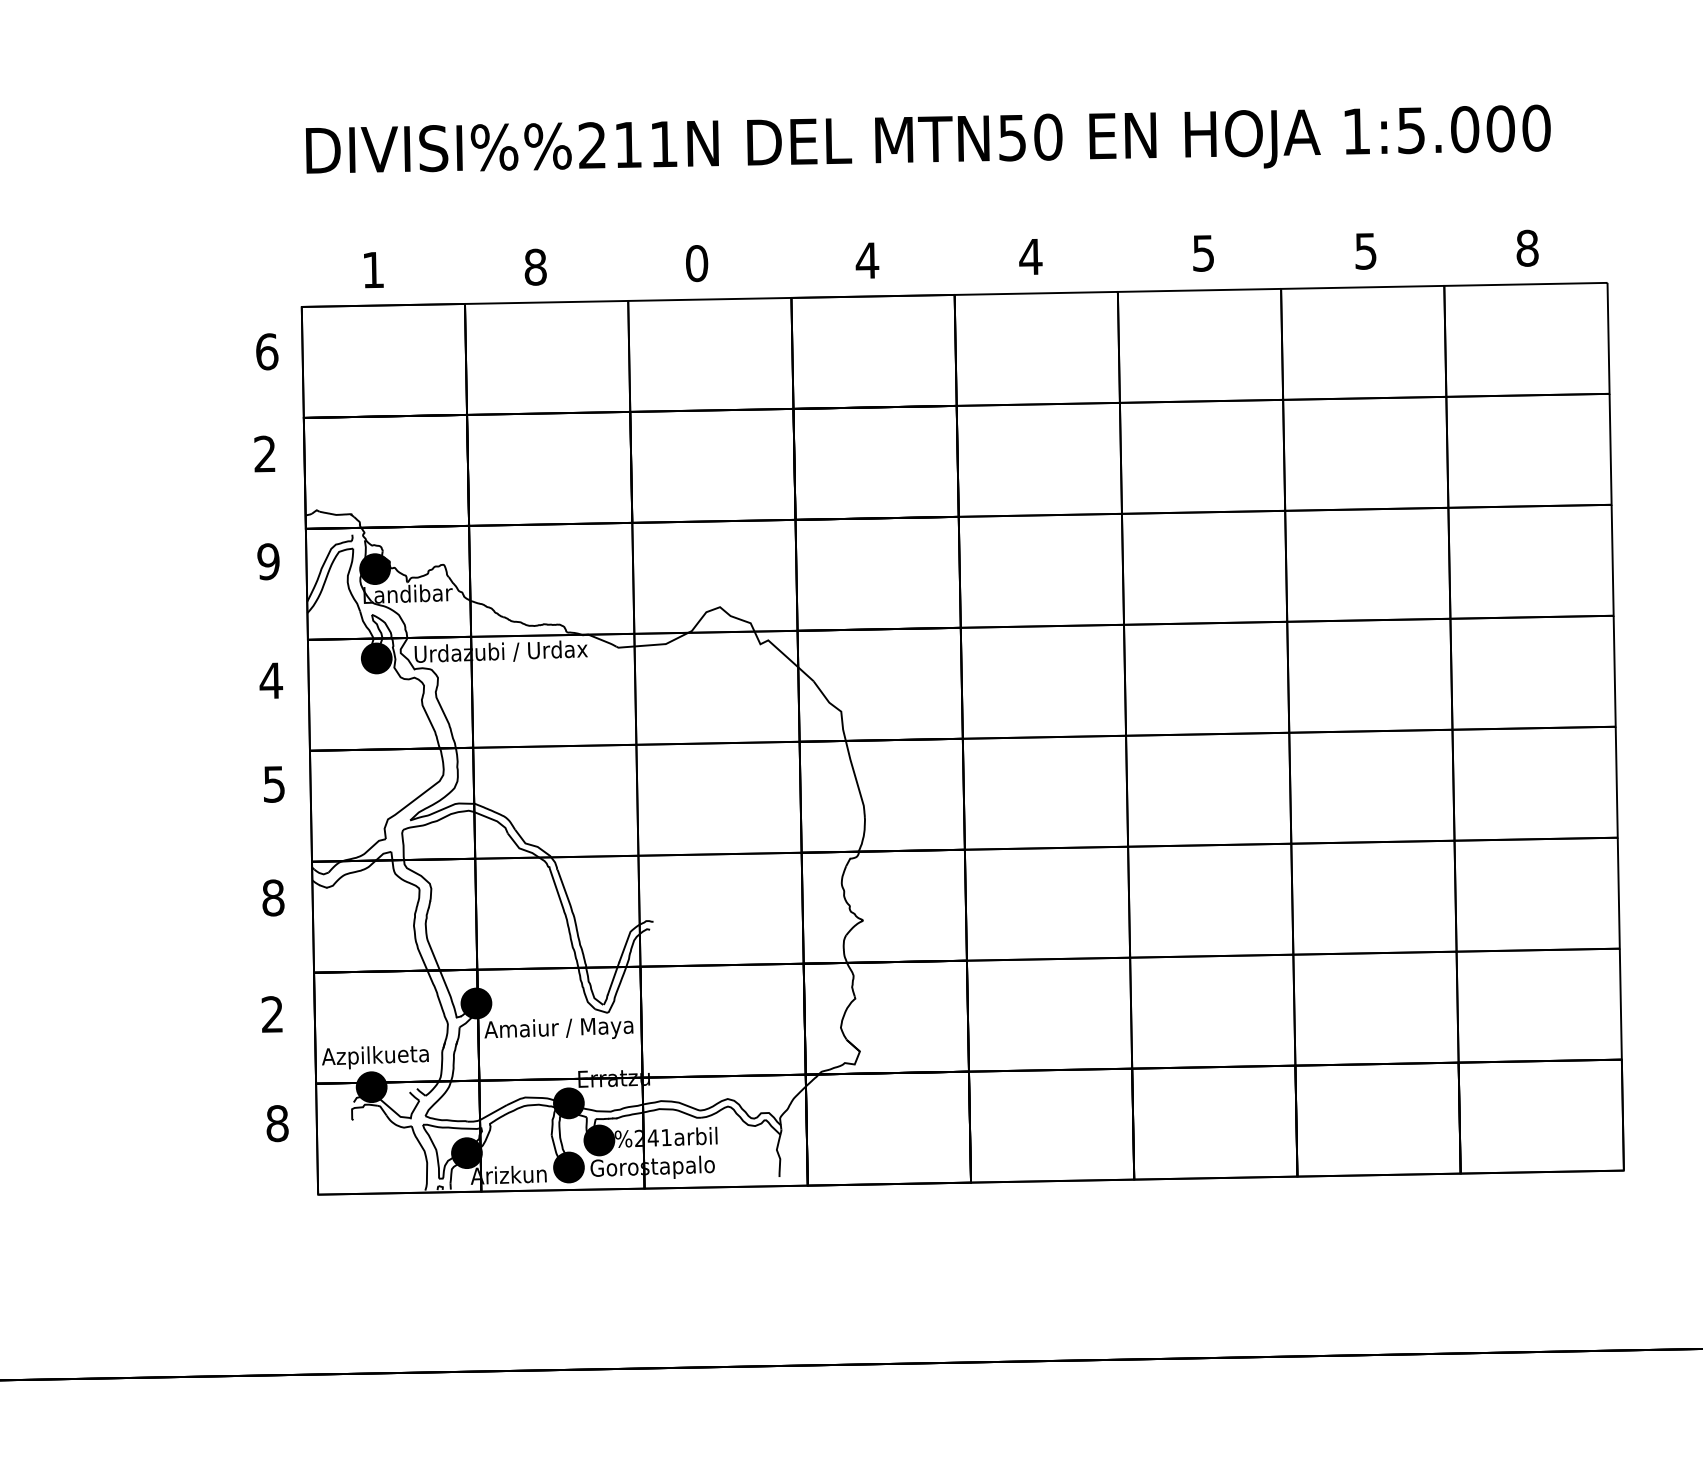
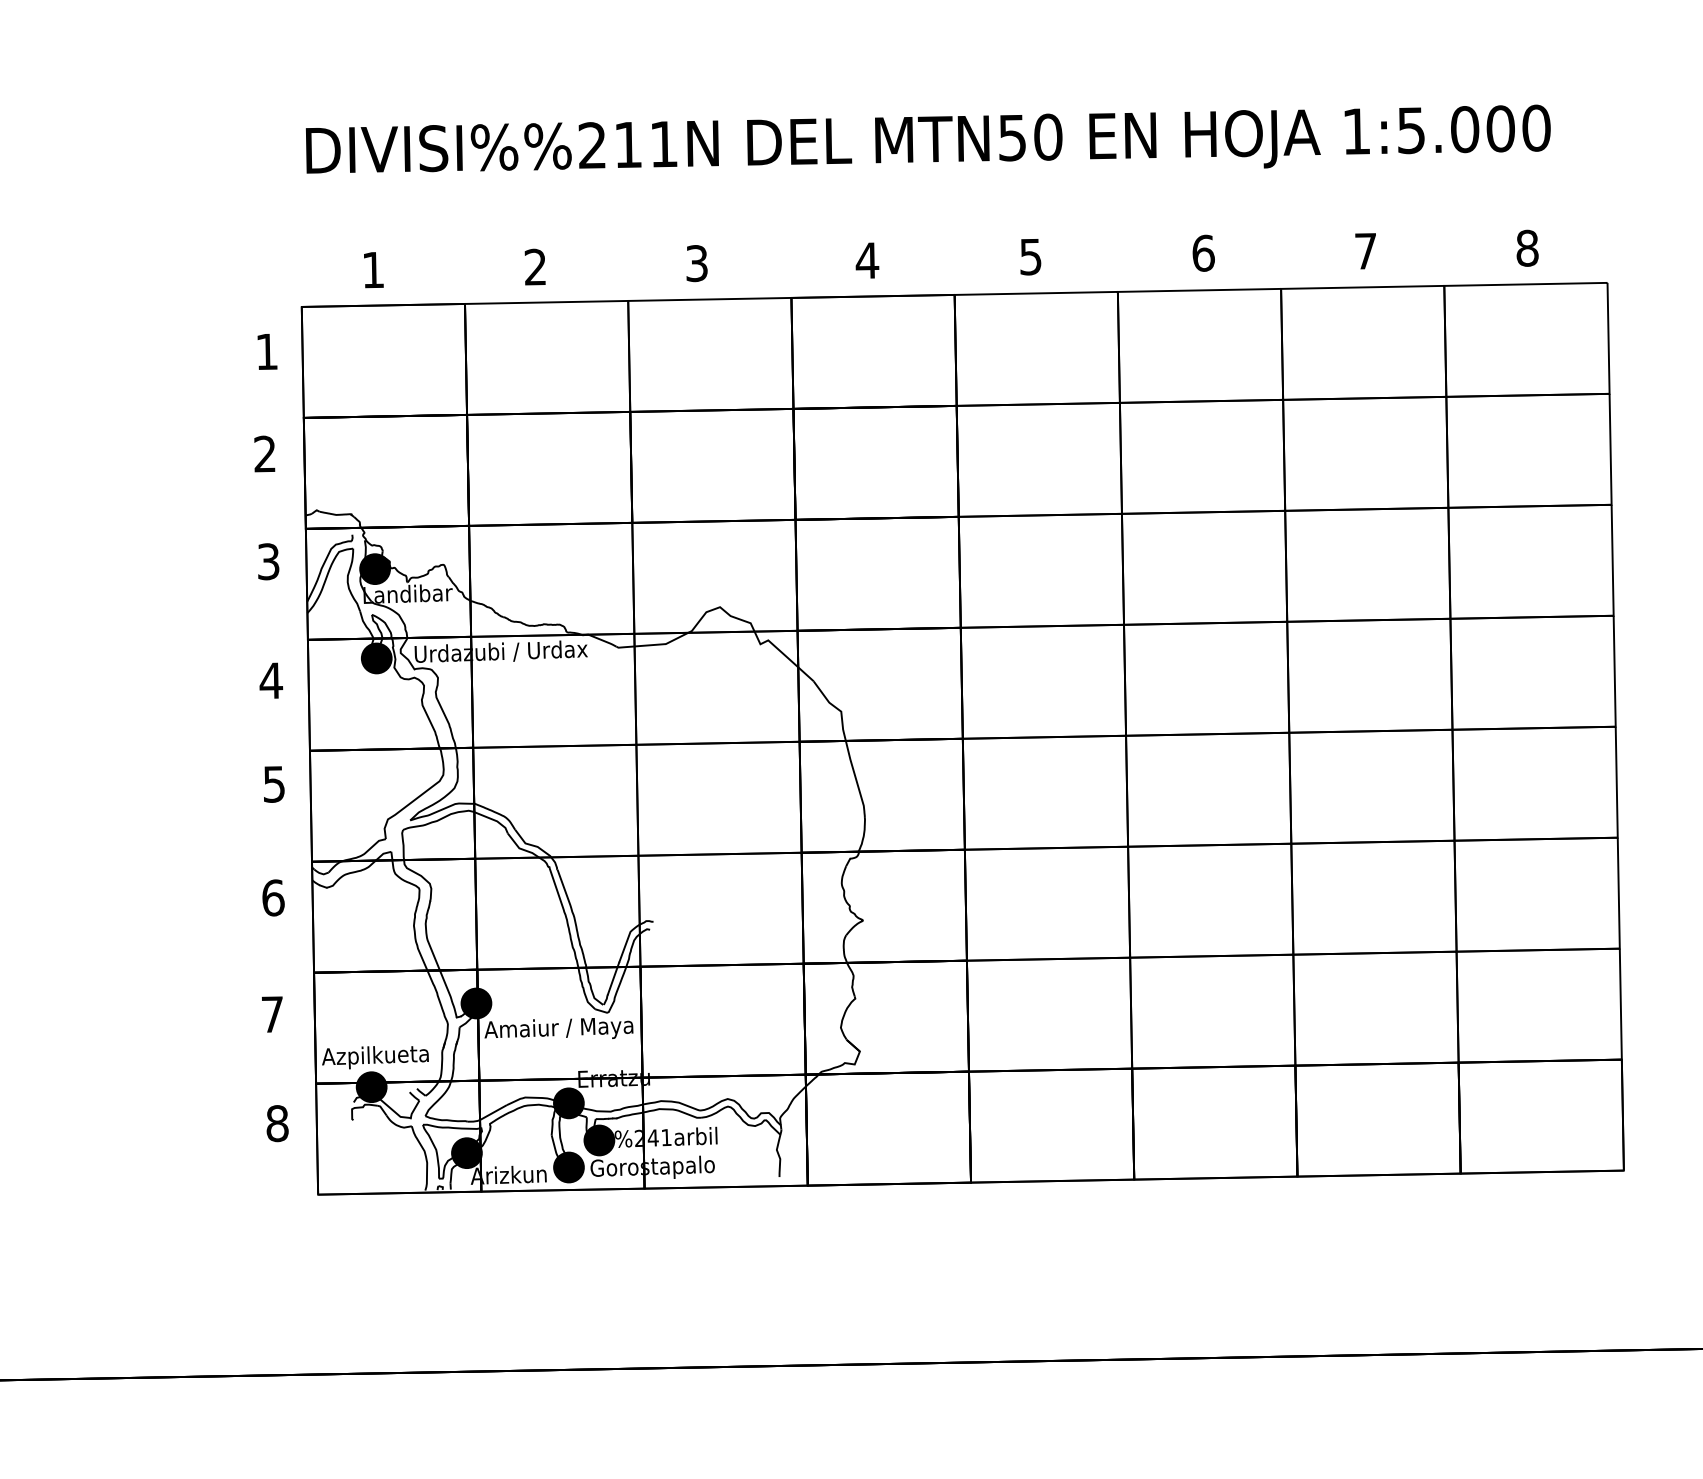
text: 5 -> 7 (1365, 251)
text: 5 -> 6 (1203, 252)
text: 4 -> 5 (1030, 257)
text: 0 -> 3 (697, 263)
text: 8 -> 2 (535, 266)
text: 6 -> 1 (267, 351)
text: 9 -> 3 (268, 561)
text: 8 -> 6 (273, 897)
text: 2 -> 7 (271, 1014)
